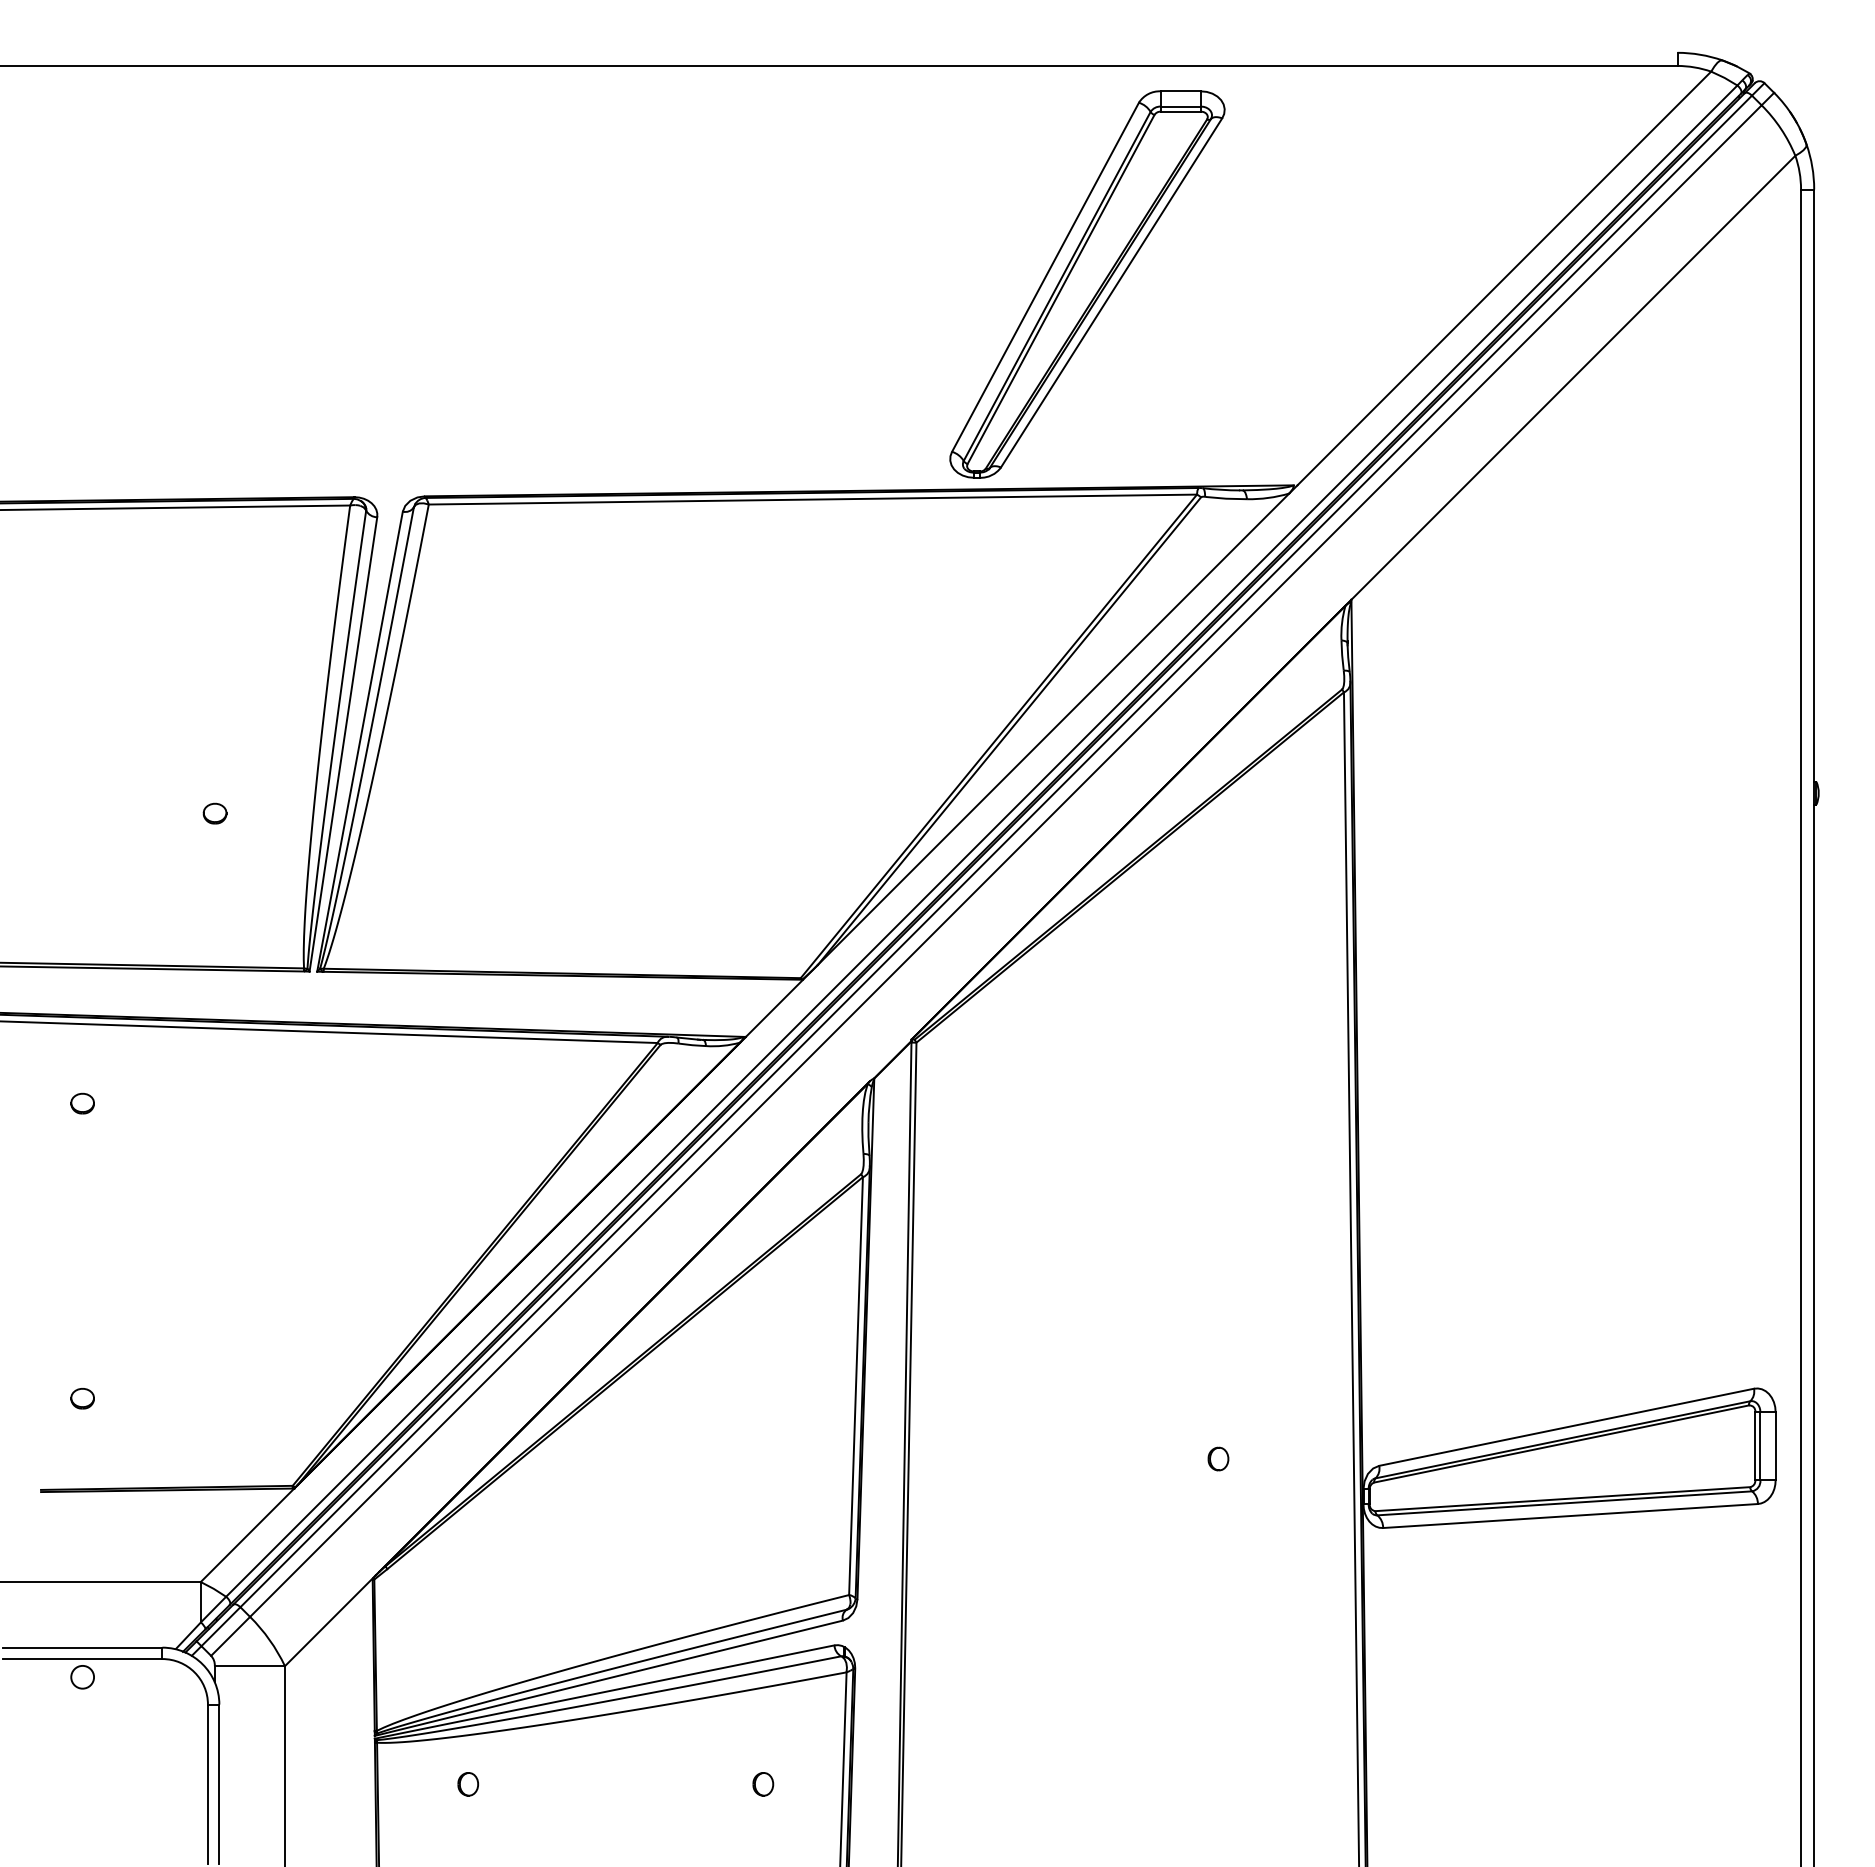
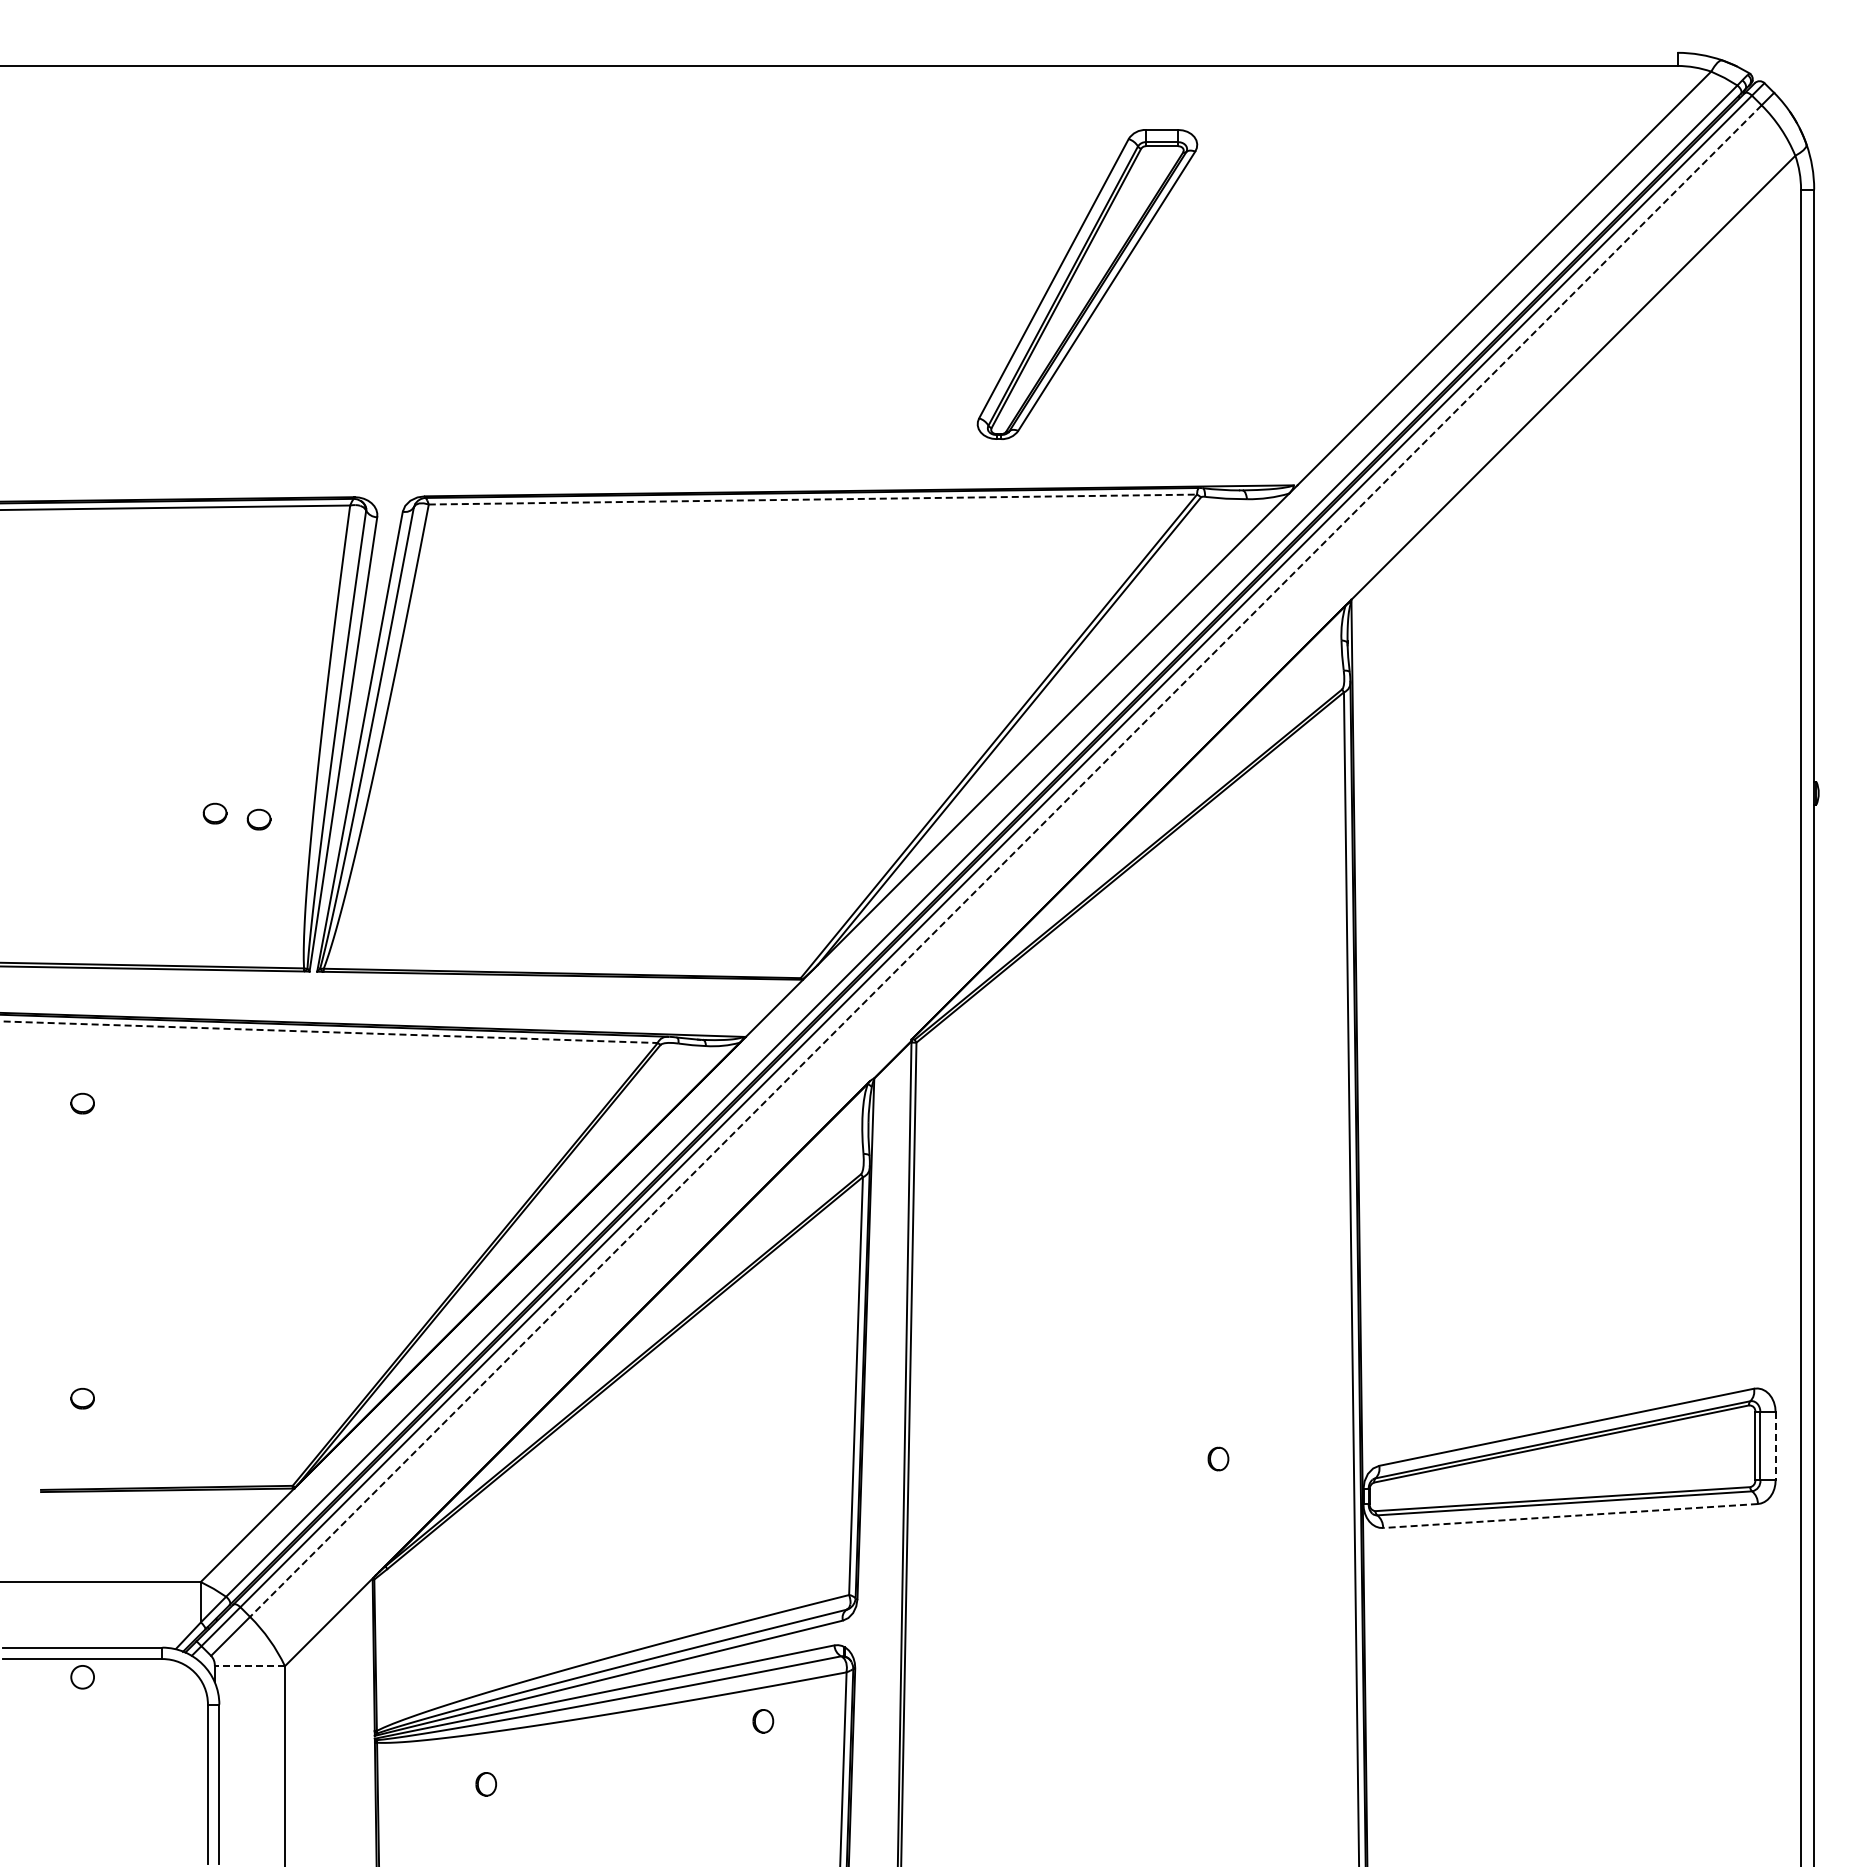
part size: 277x389 px -> 223x311 px (1087, 284)
line: solid -> dashed (813, 499)
part: none -> present (258, 819)
line: solid -> dashed (1005, 861)
line: solid -> dashed (329, 1032)
line: solid -> dashed (1775, 1446)
line: solid -> dashed (1570, 1516)
line: solid -> dashed (249, 1666)
part position: (467, 1784) -> (485, 1784) (485, 1784)
part position: (763, 1784) -> (763, 1721) (763, 1721)
